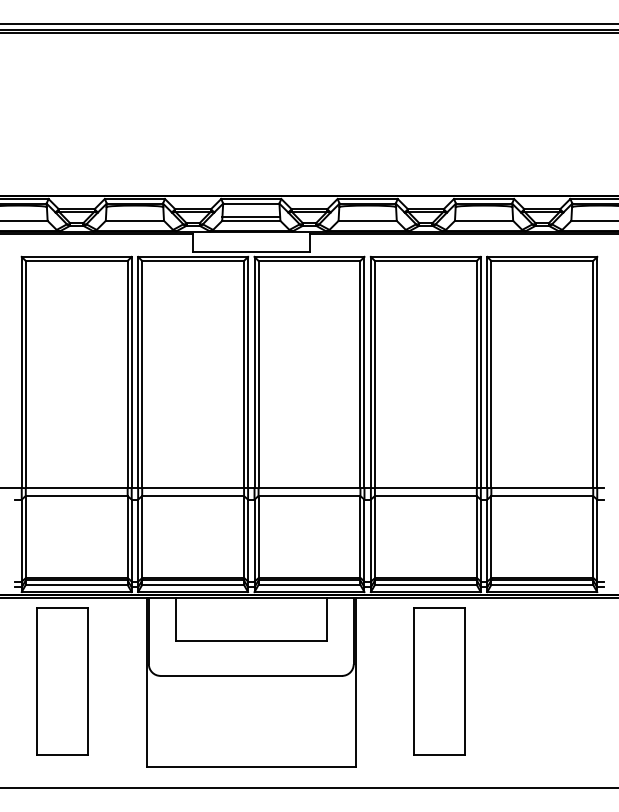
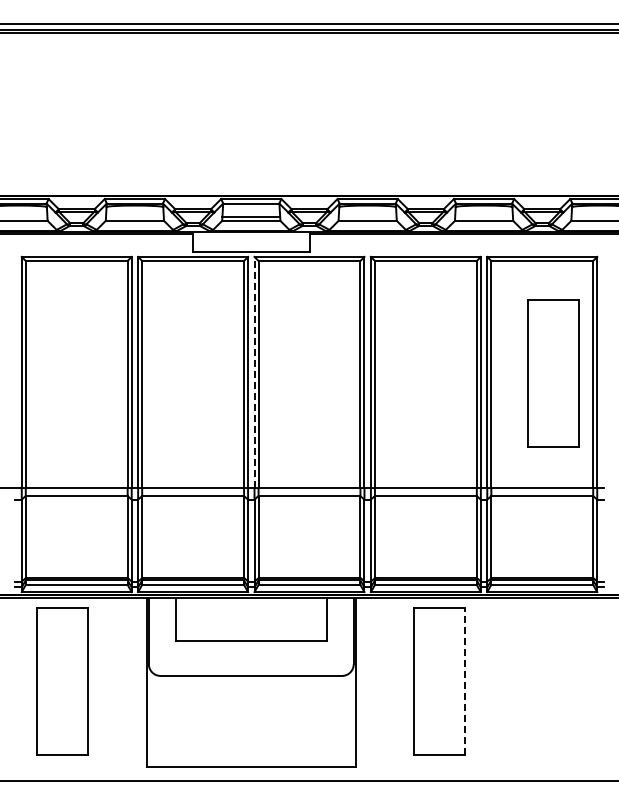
line: solid -> dashed (254, 372)
part: none -> present (553, 373)
line: solid -> dashed (465, 681)
line position: (308, 787) -> (308, 780) (308, 780)
